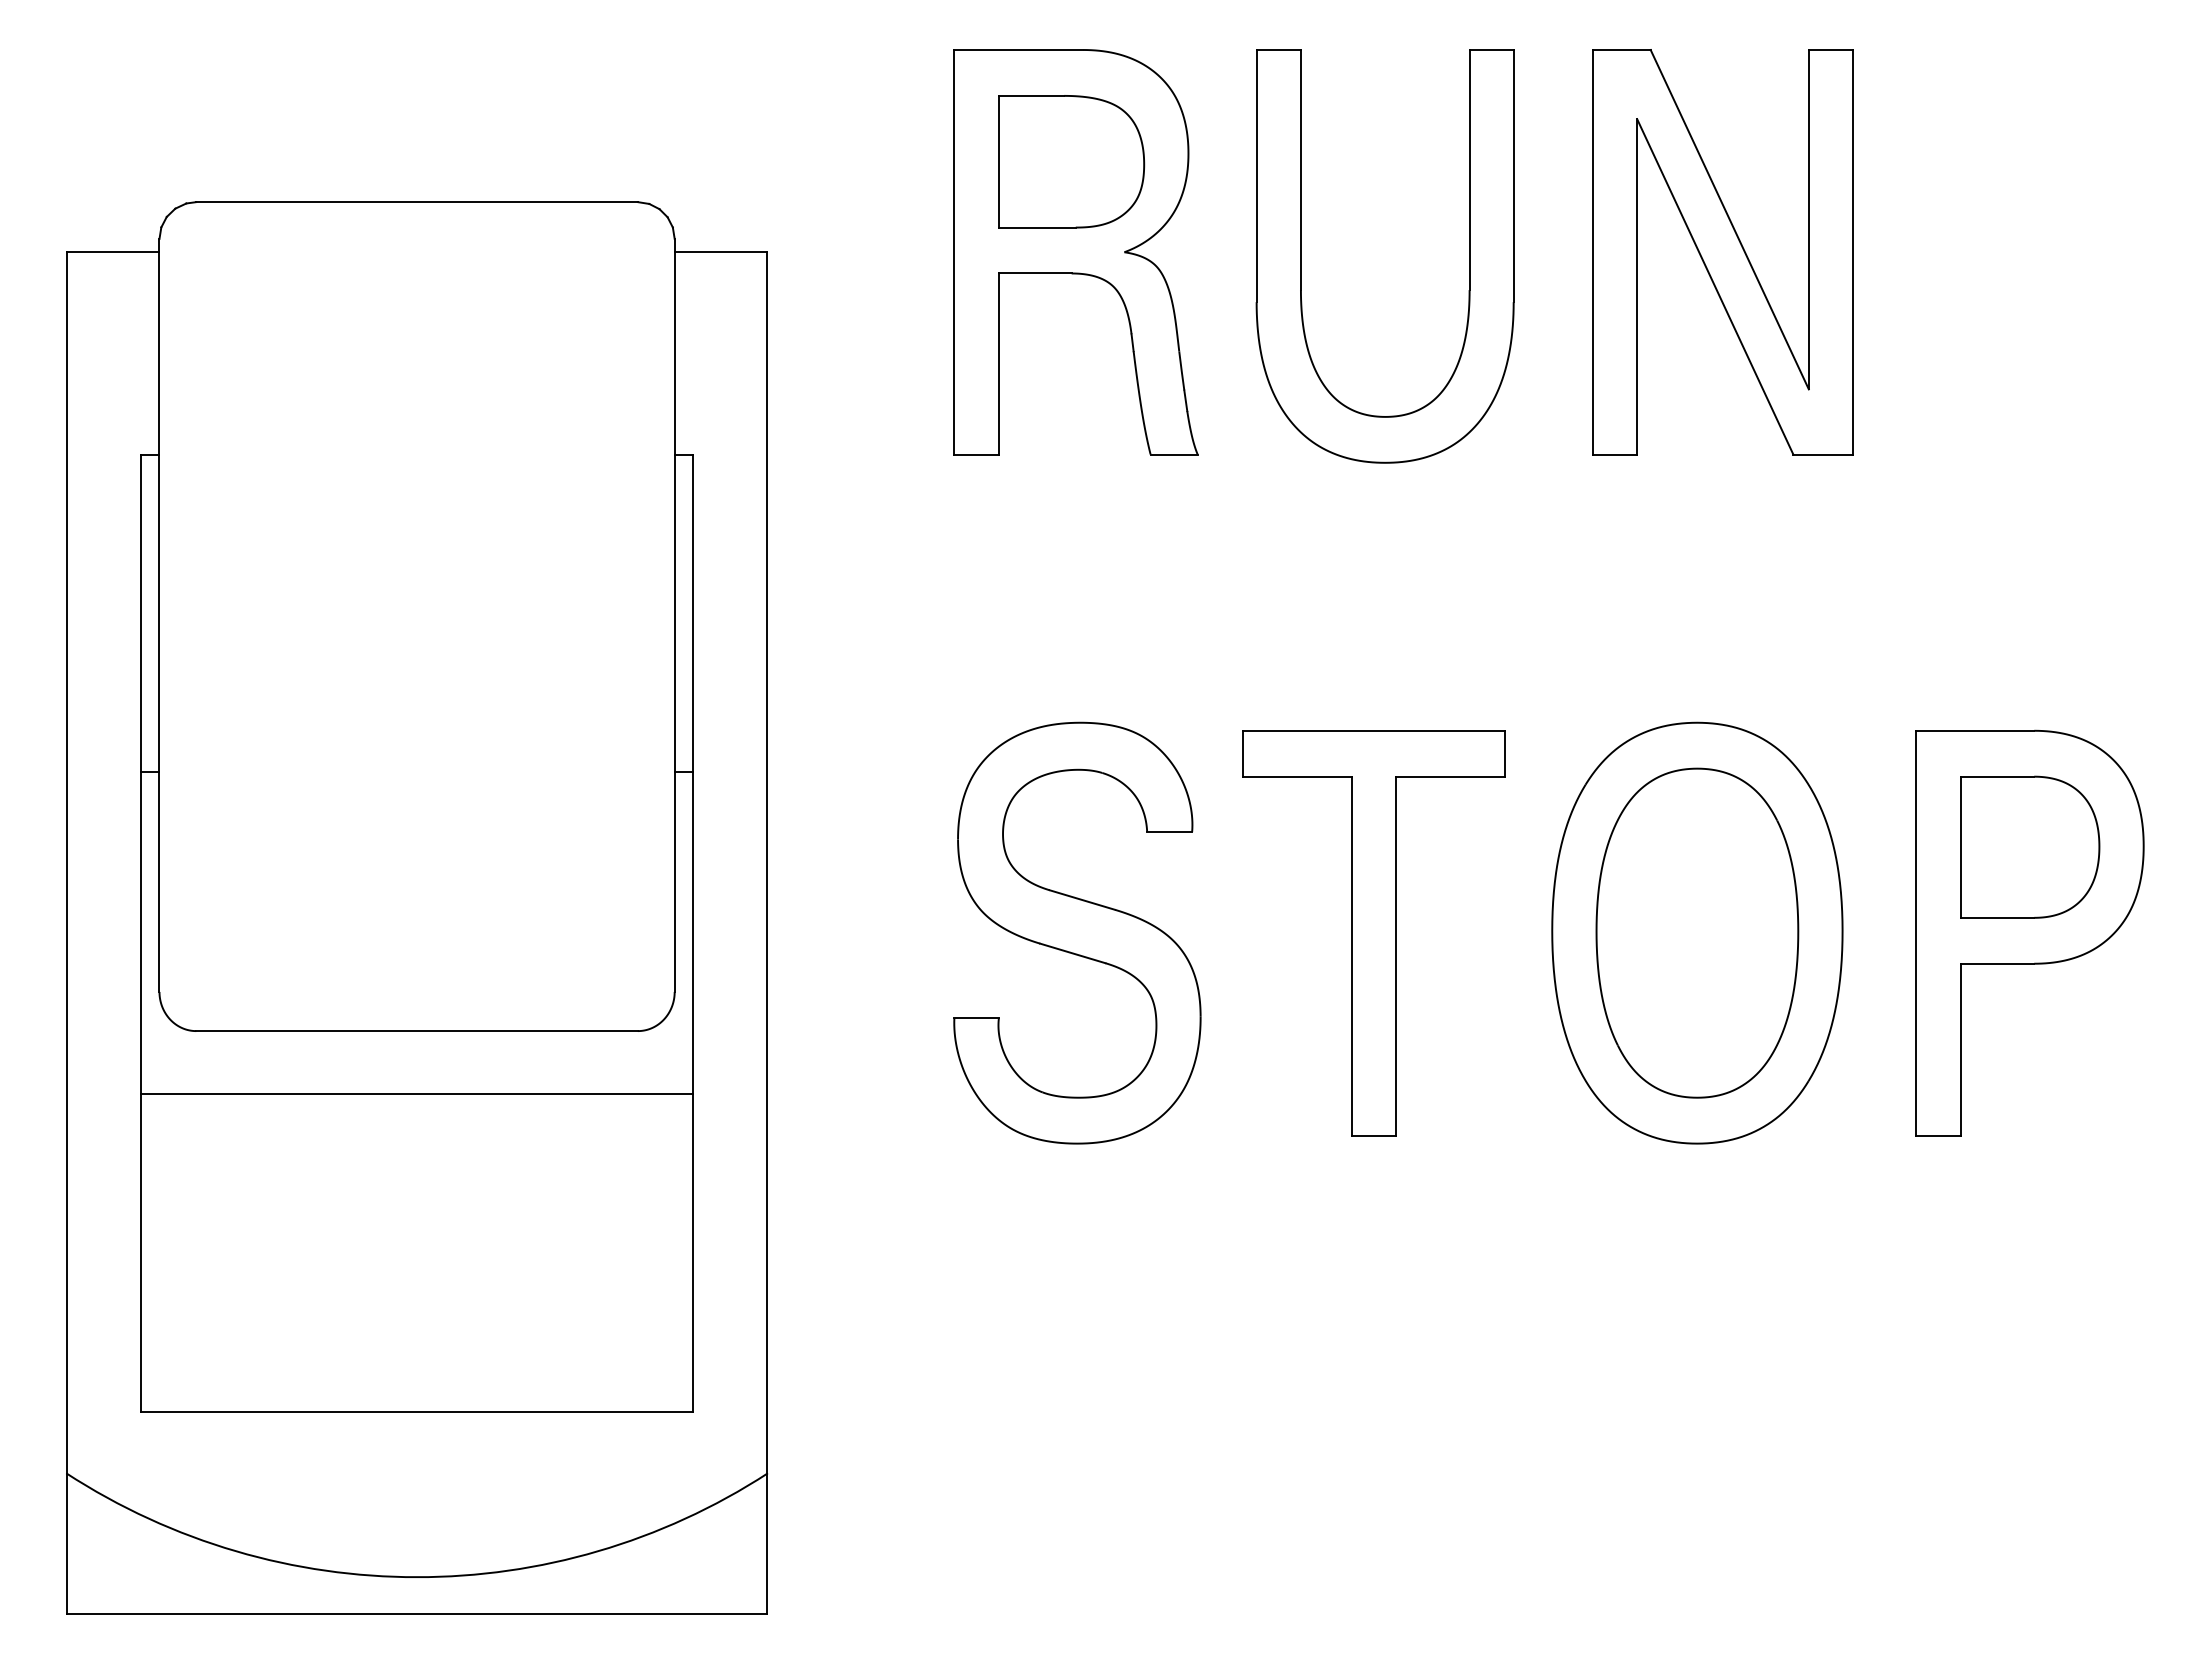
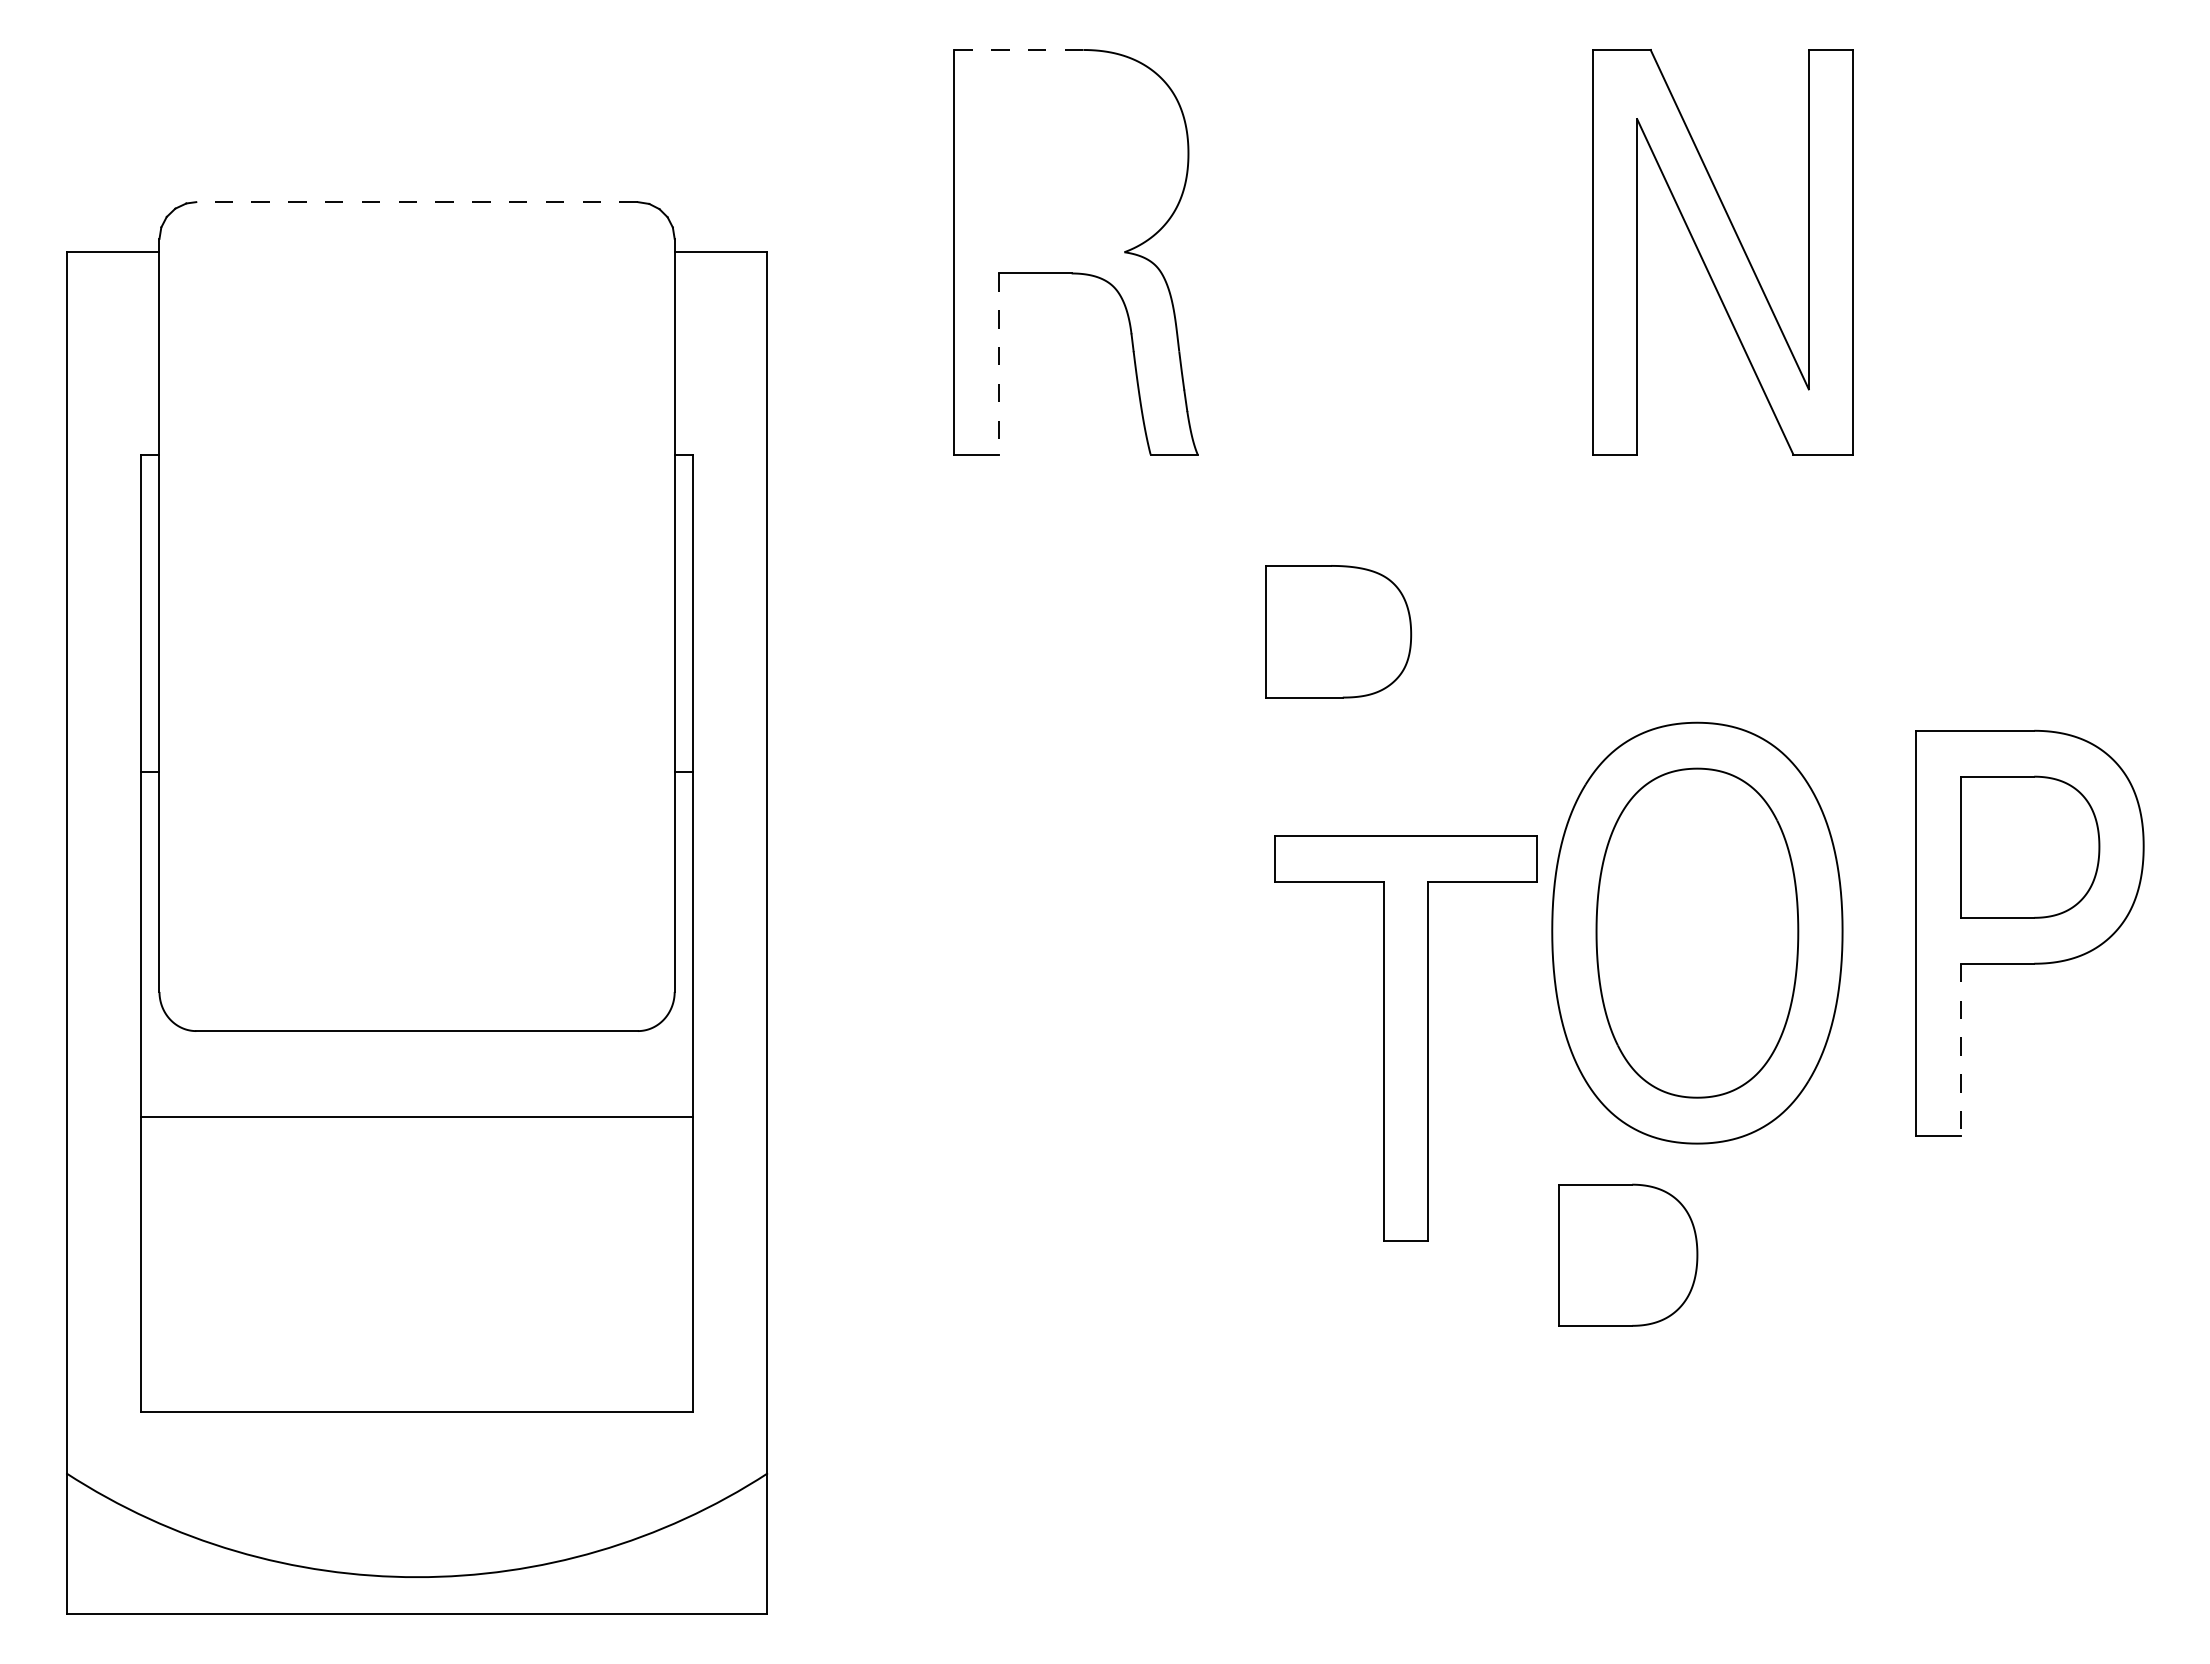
line: solid -> dashed (1019, 50)
part position: (1071, 161) -> (1338, 631) (1338, 631)
line: solid -> dashed (417, 202)
part: present -> none (1301, 256)
line: solid -> dashed (998, 364)
part: present -> none (1077, 932)
part position: (1373, 933) -> (1405, 1038) (1405, 1038)
line: solid -> dashed (1960, 1049)
line position: (417, 1094) -> (417, 1117) (417, 1117)
part: none -> present (1628, 1254)
